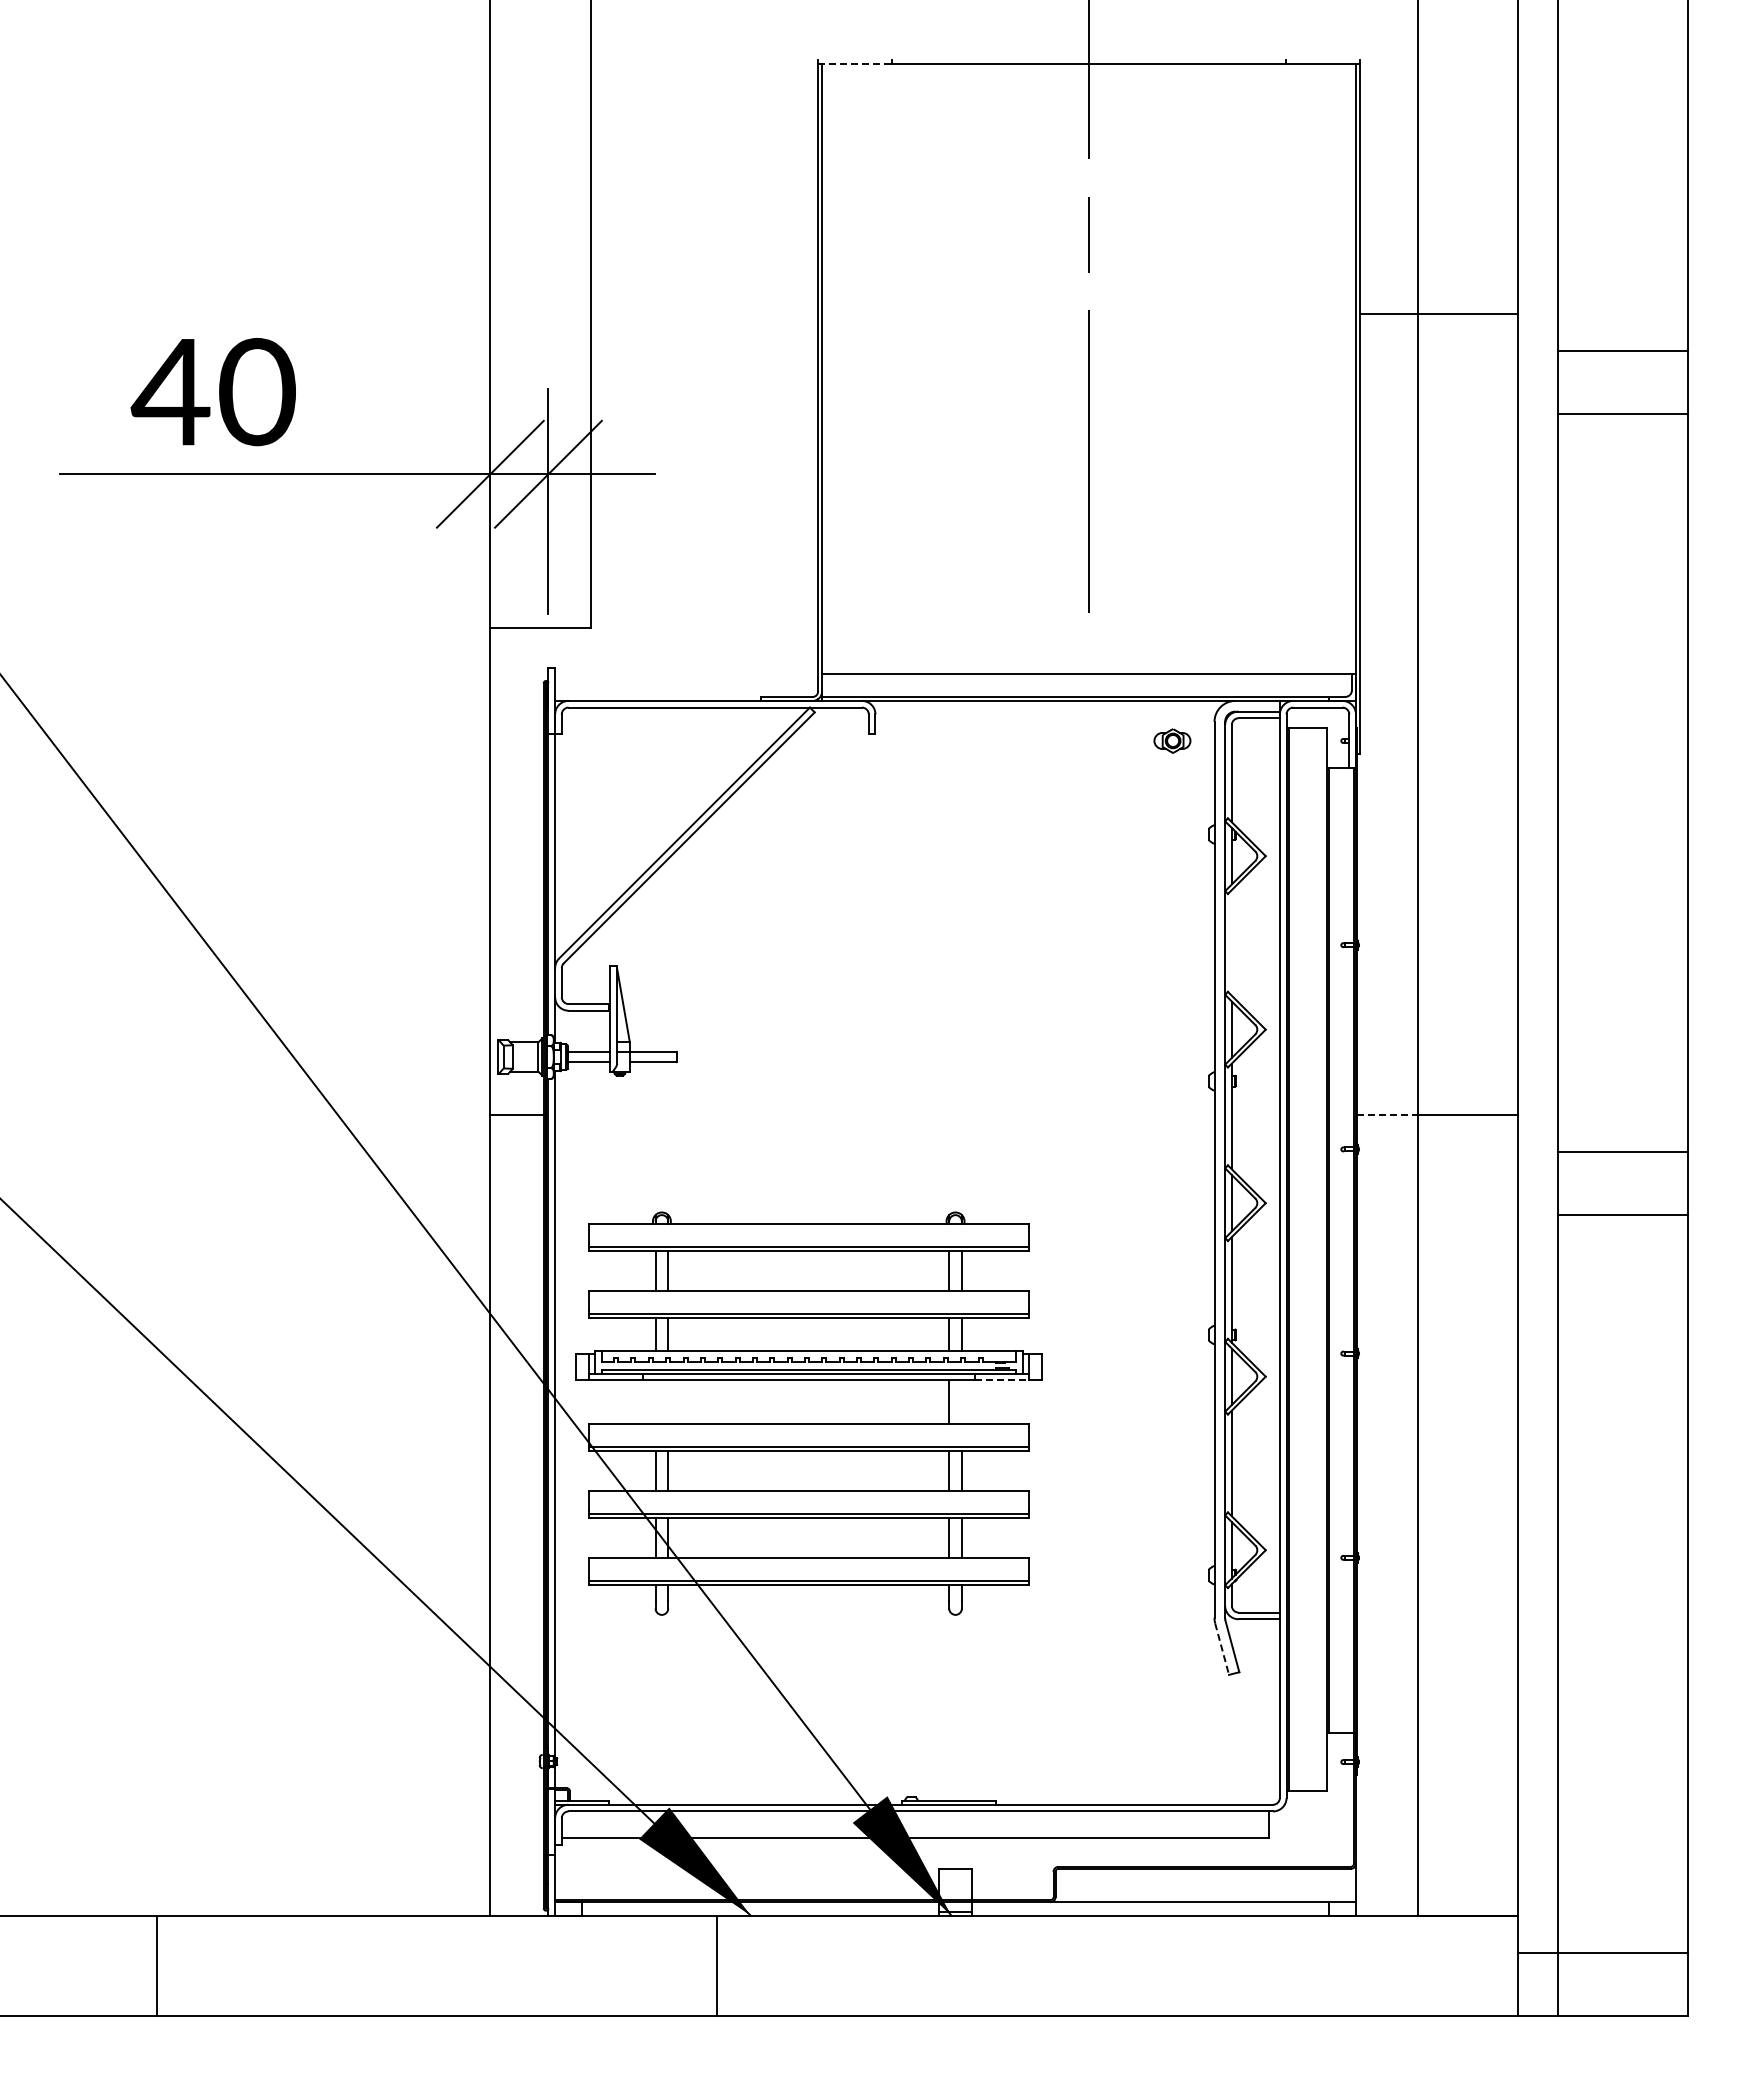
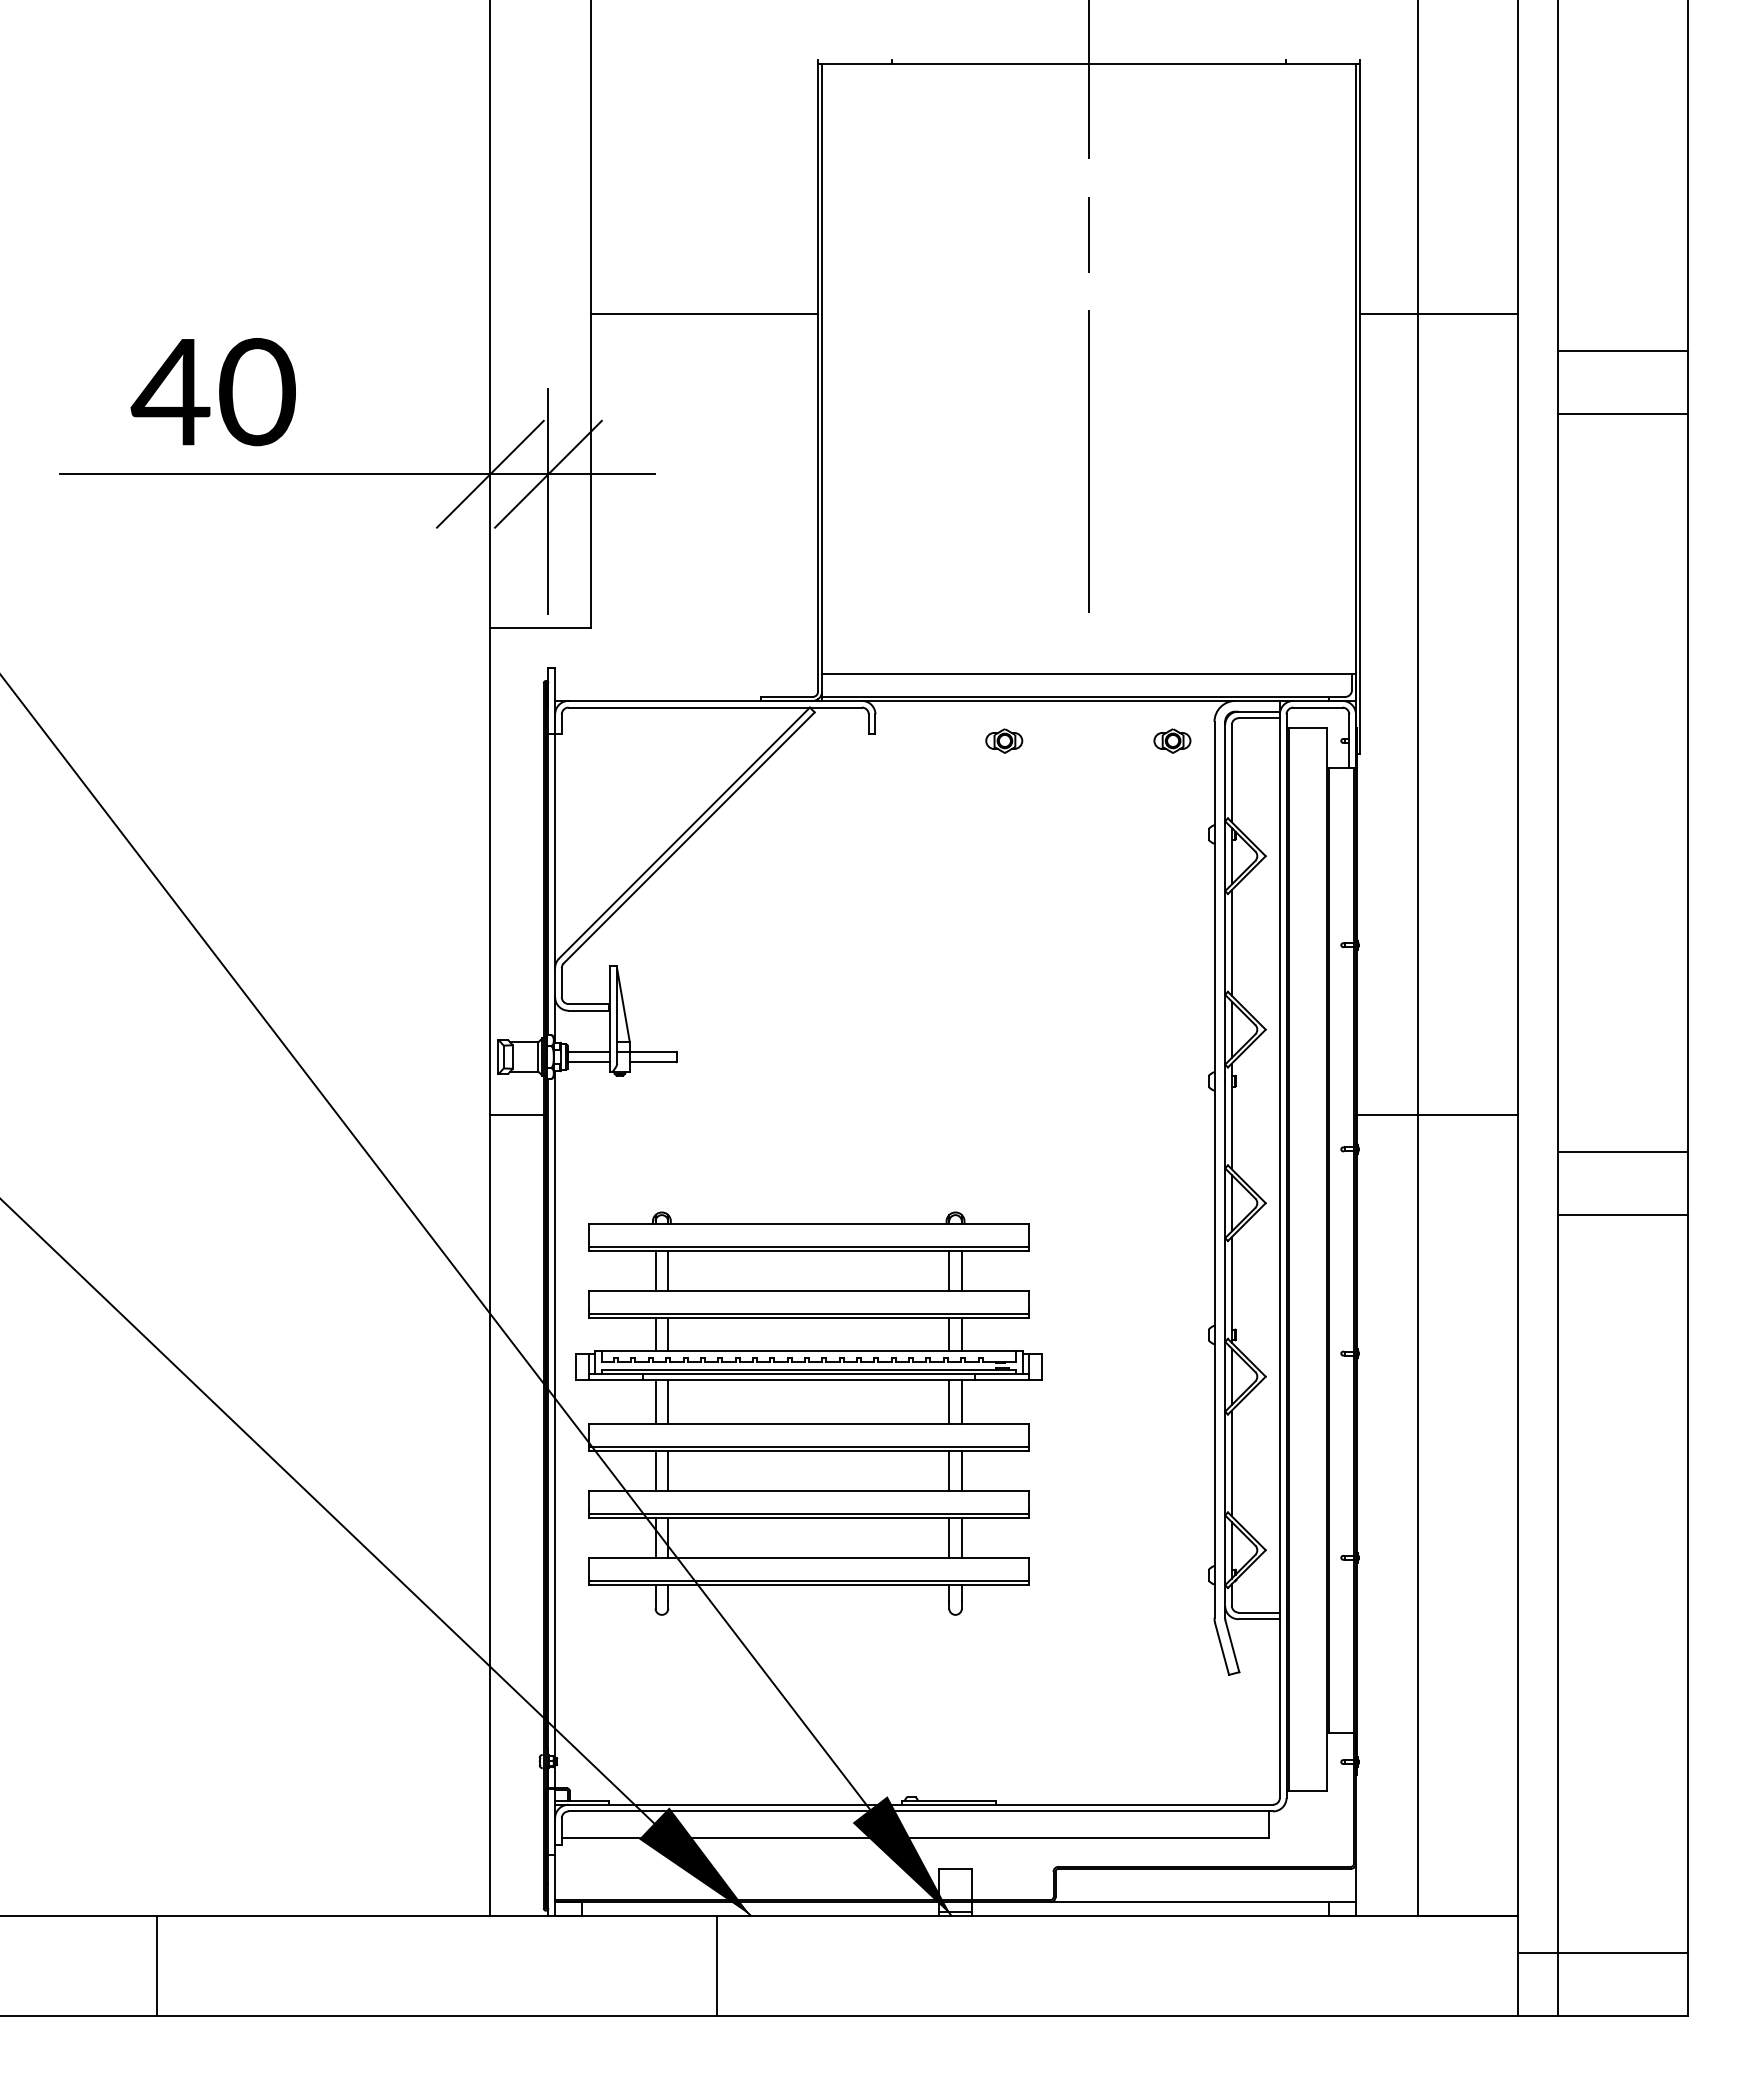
line: dashed -> solid (855, 64)
line: none -> present (704, 313)
part: none -> present (1004, 740)
line: none -> present (1231, 942)
line: dashed -> solid (1387, 1114)
line: dashed -> solid (1001, 1380)
line: none -> present (655, 1402)
line: none -> present (668, 1402)
line: none -> present (961, 1402)
line: dashed -> solid (1222, 1649)
